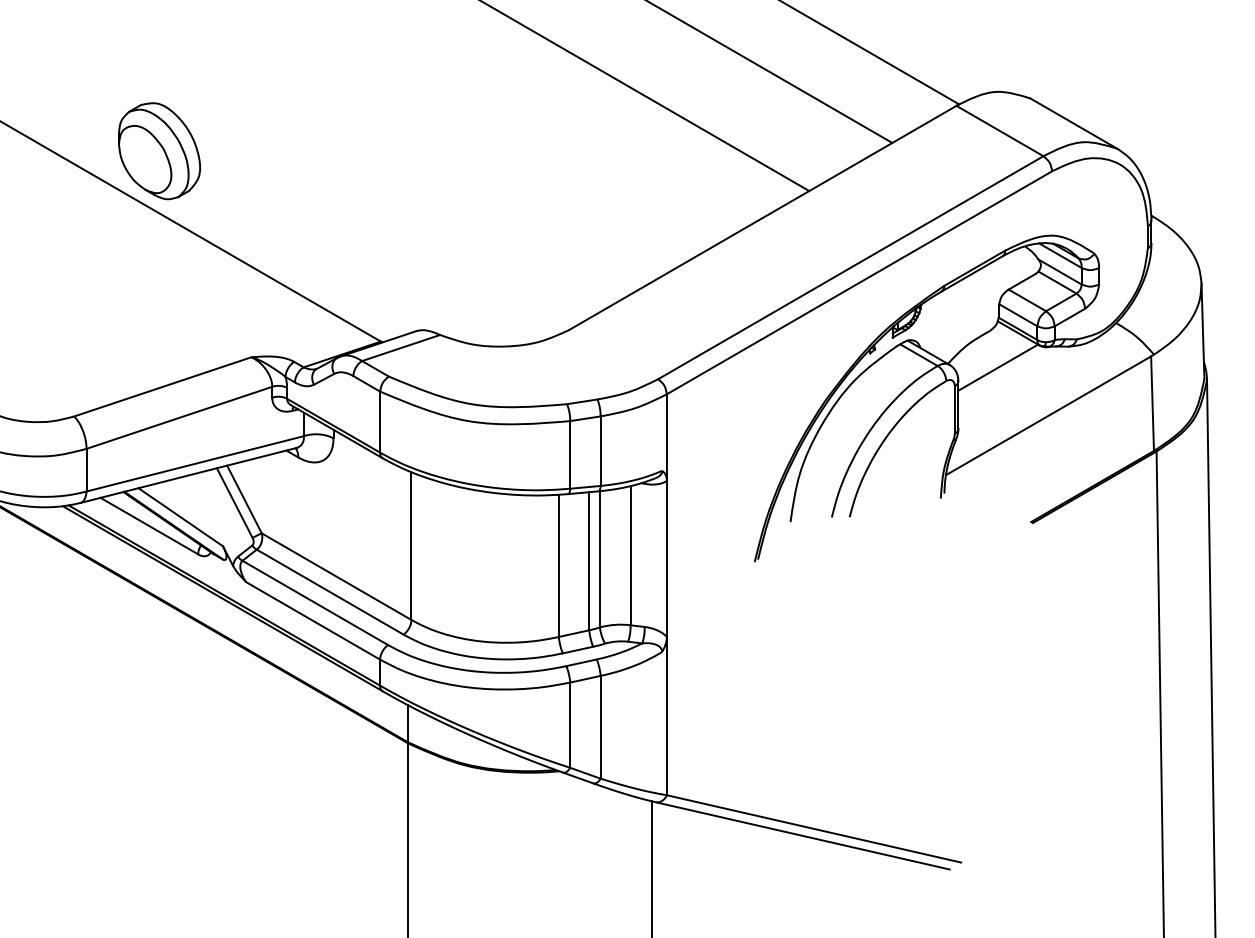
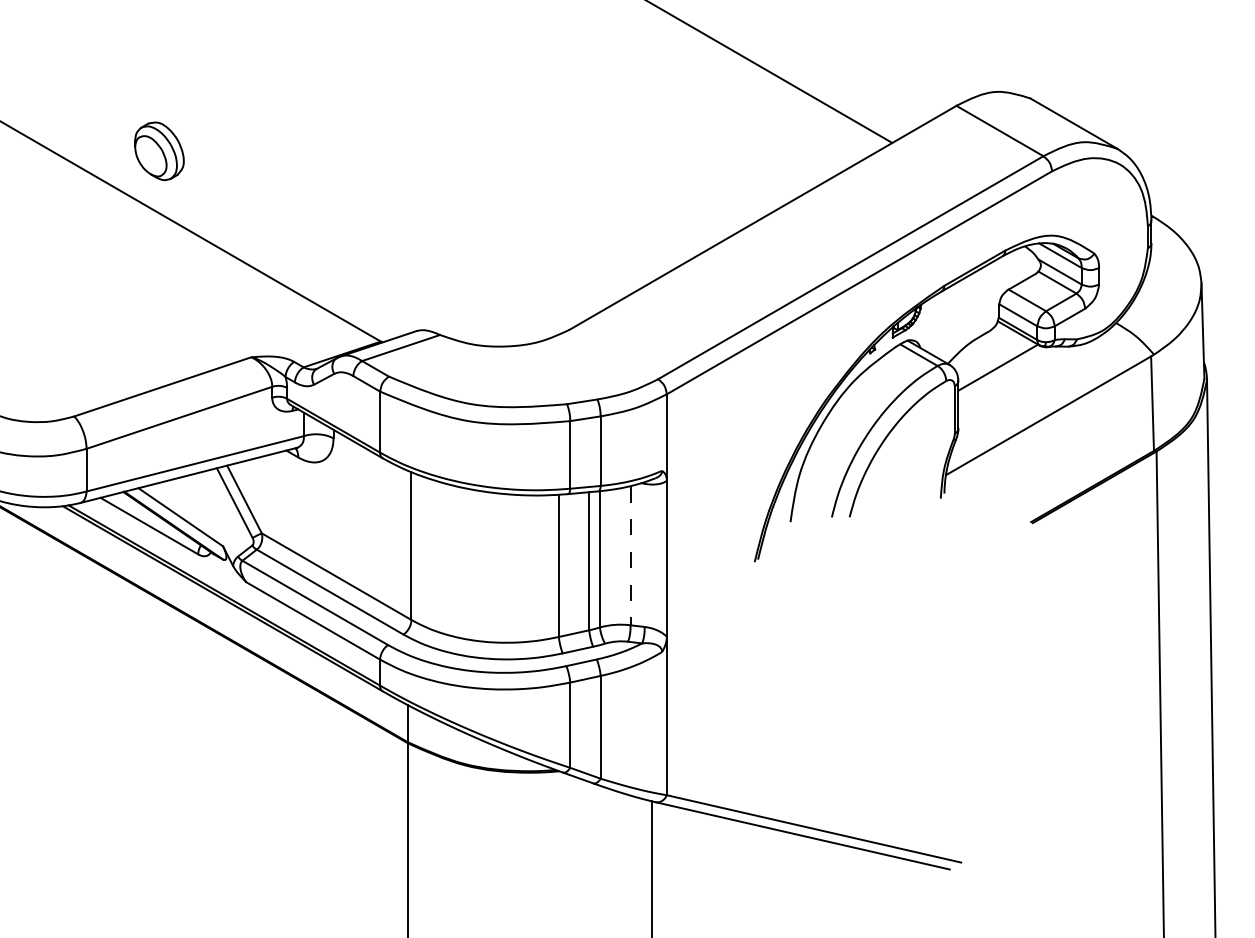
line: present -> none (870, 53)
line: present -> none (645, 96)
part size: 83x99 px -> 51x60 px (159, 150)
line: solid -> dashed (630, 555)
